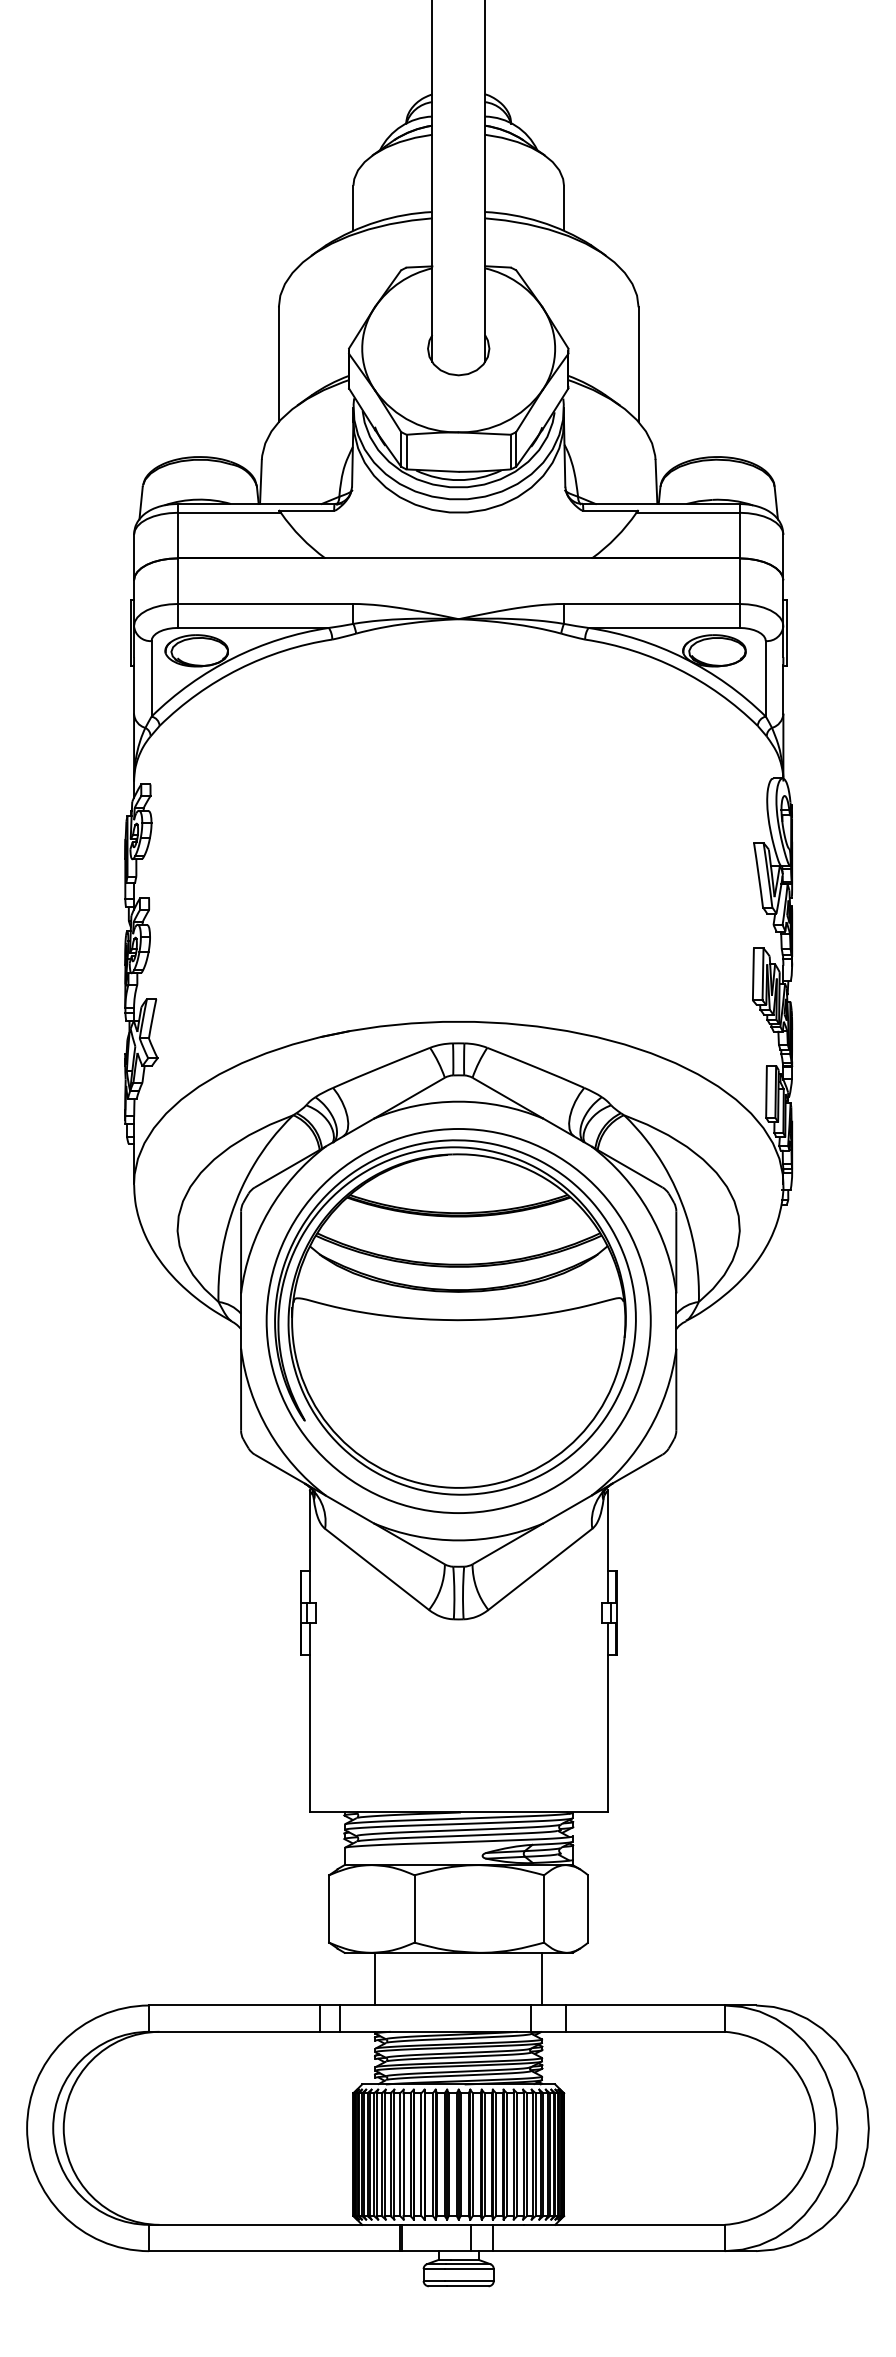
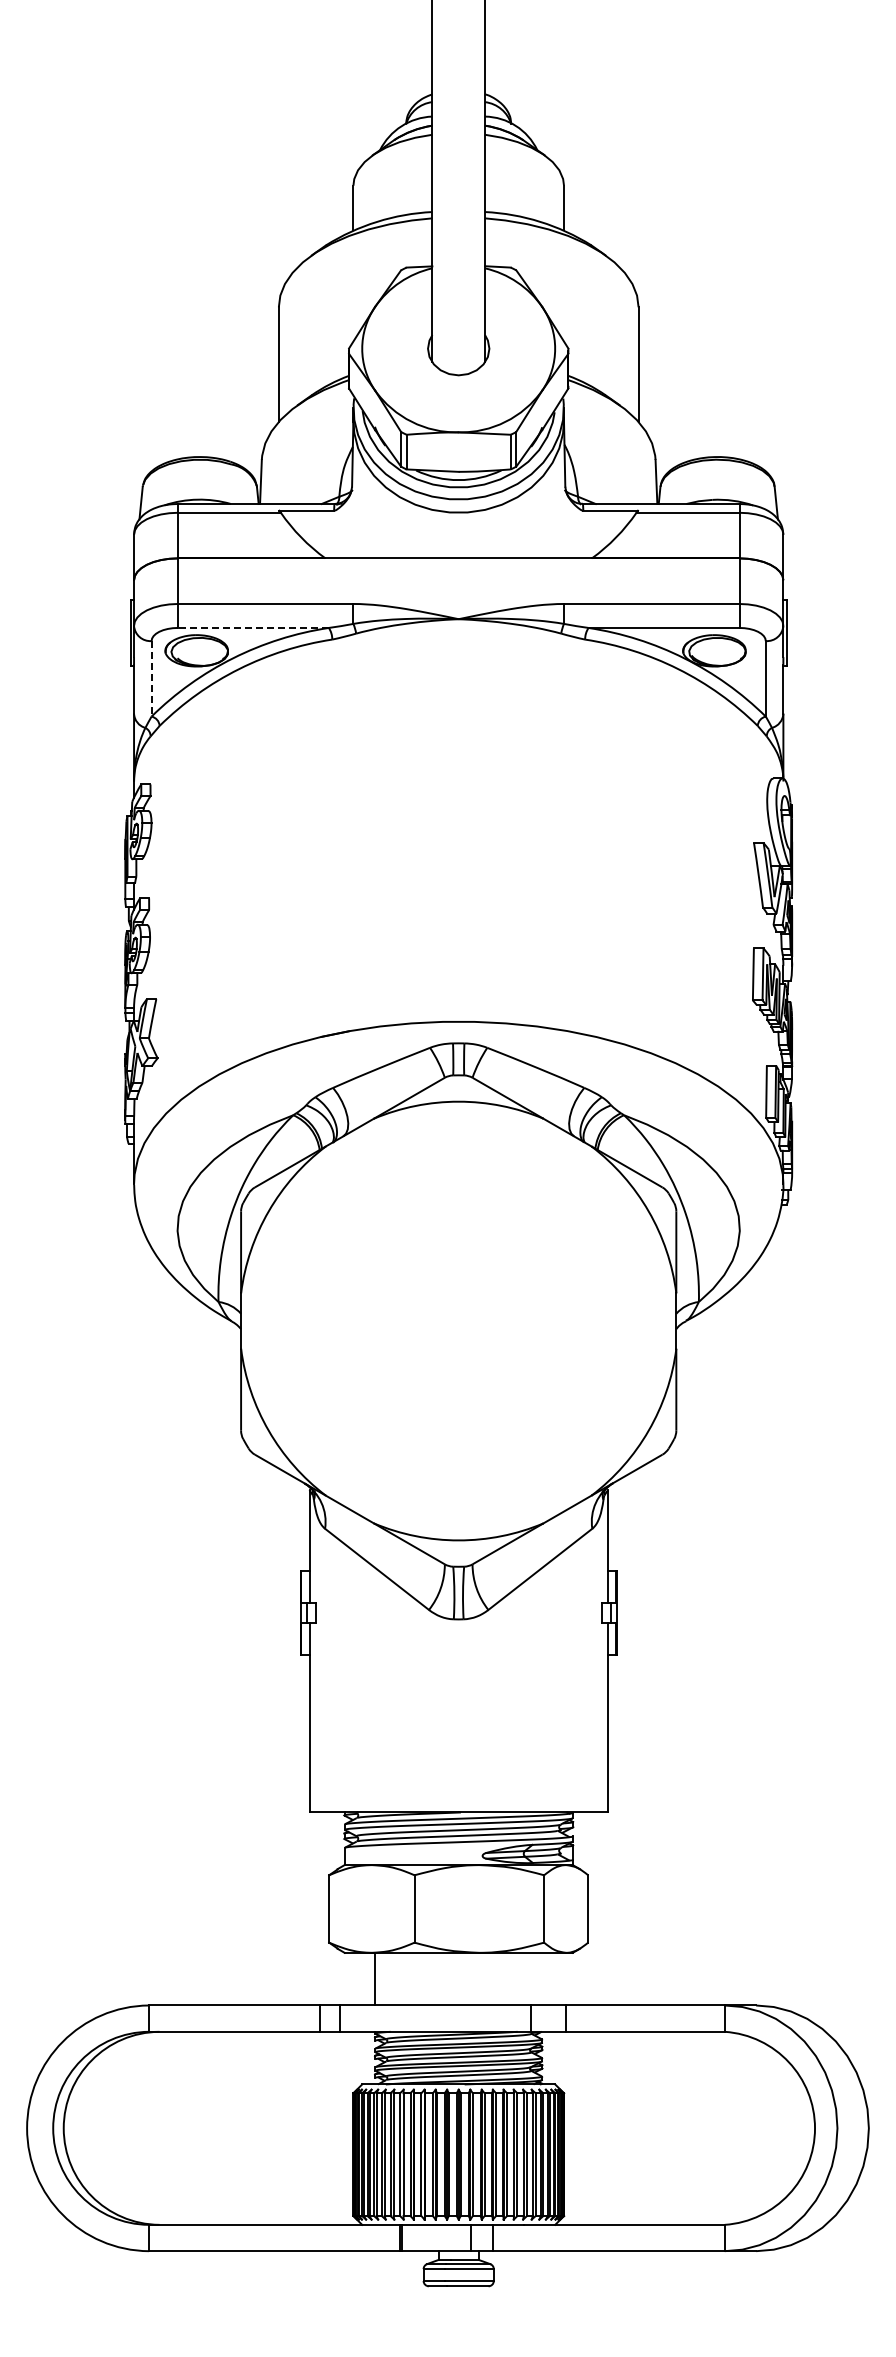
line: solid -> dashed (252, 627)
line: solid -> dashed (151, 678)
part: present -> none (458, 1320)
line: present -> none (542, 1978)
